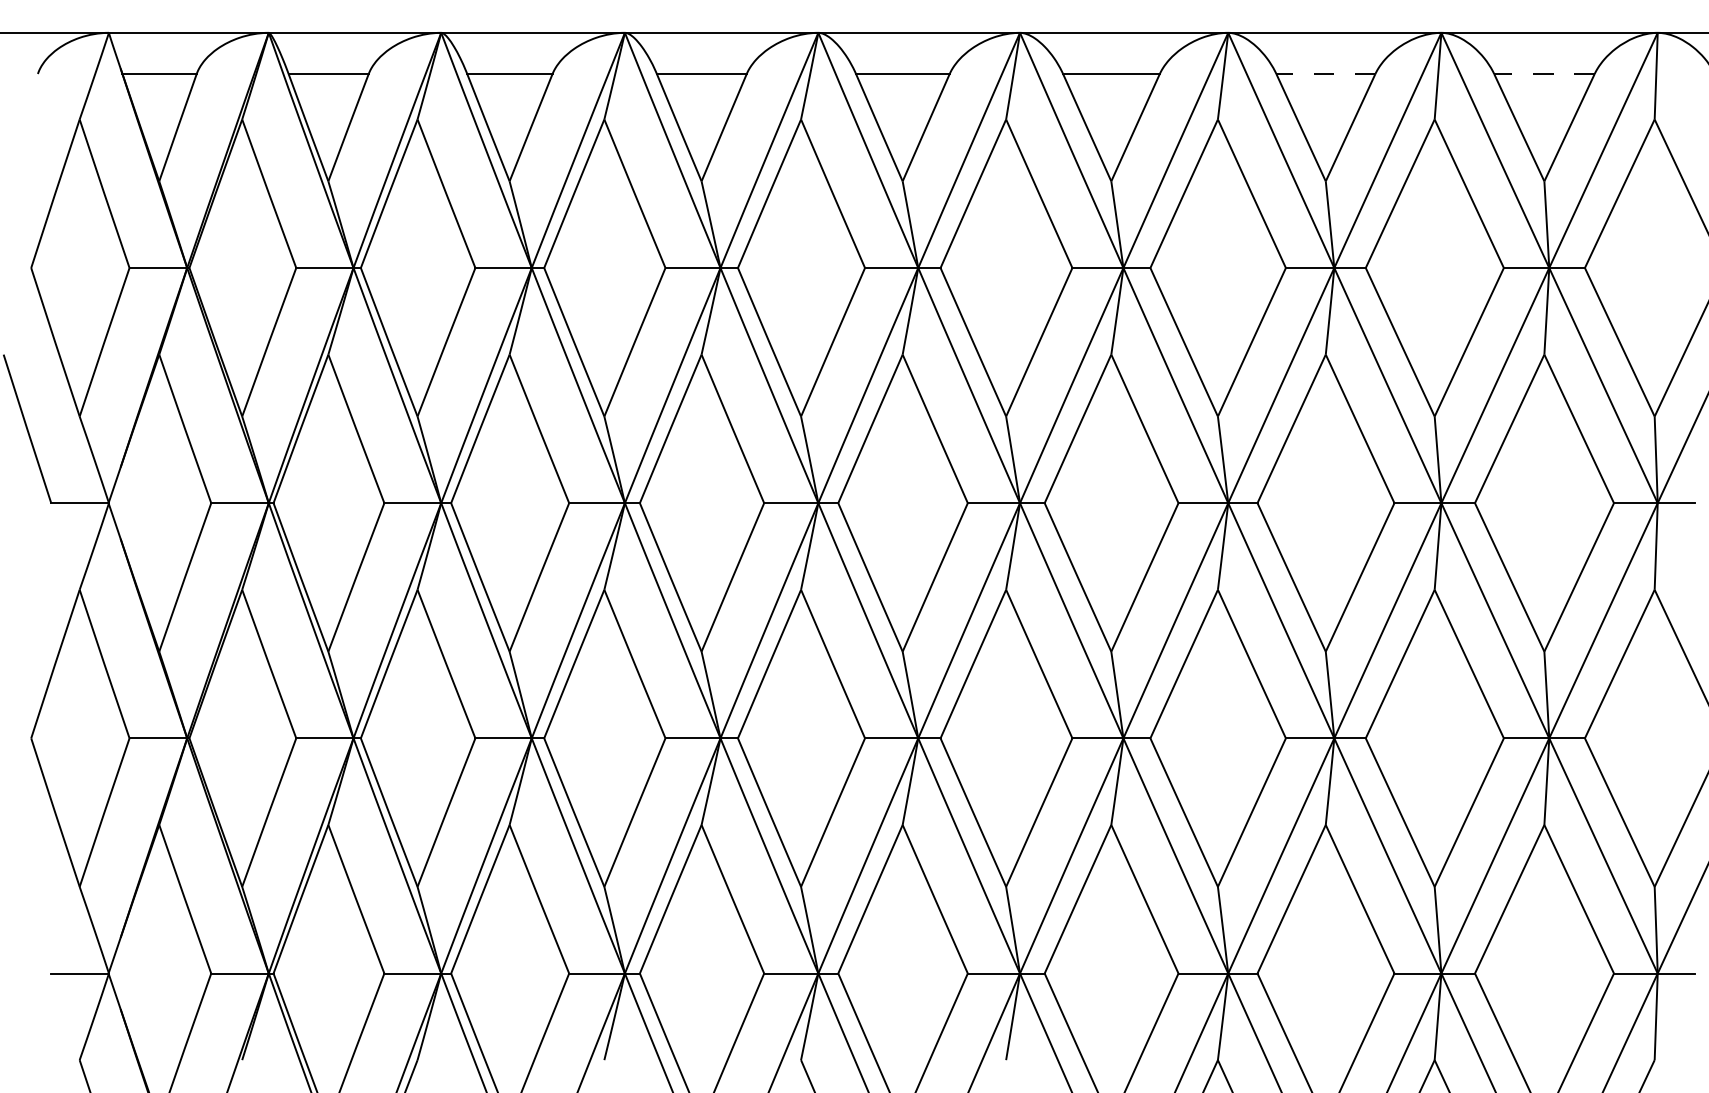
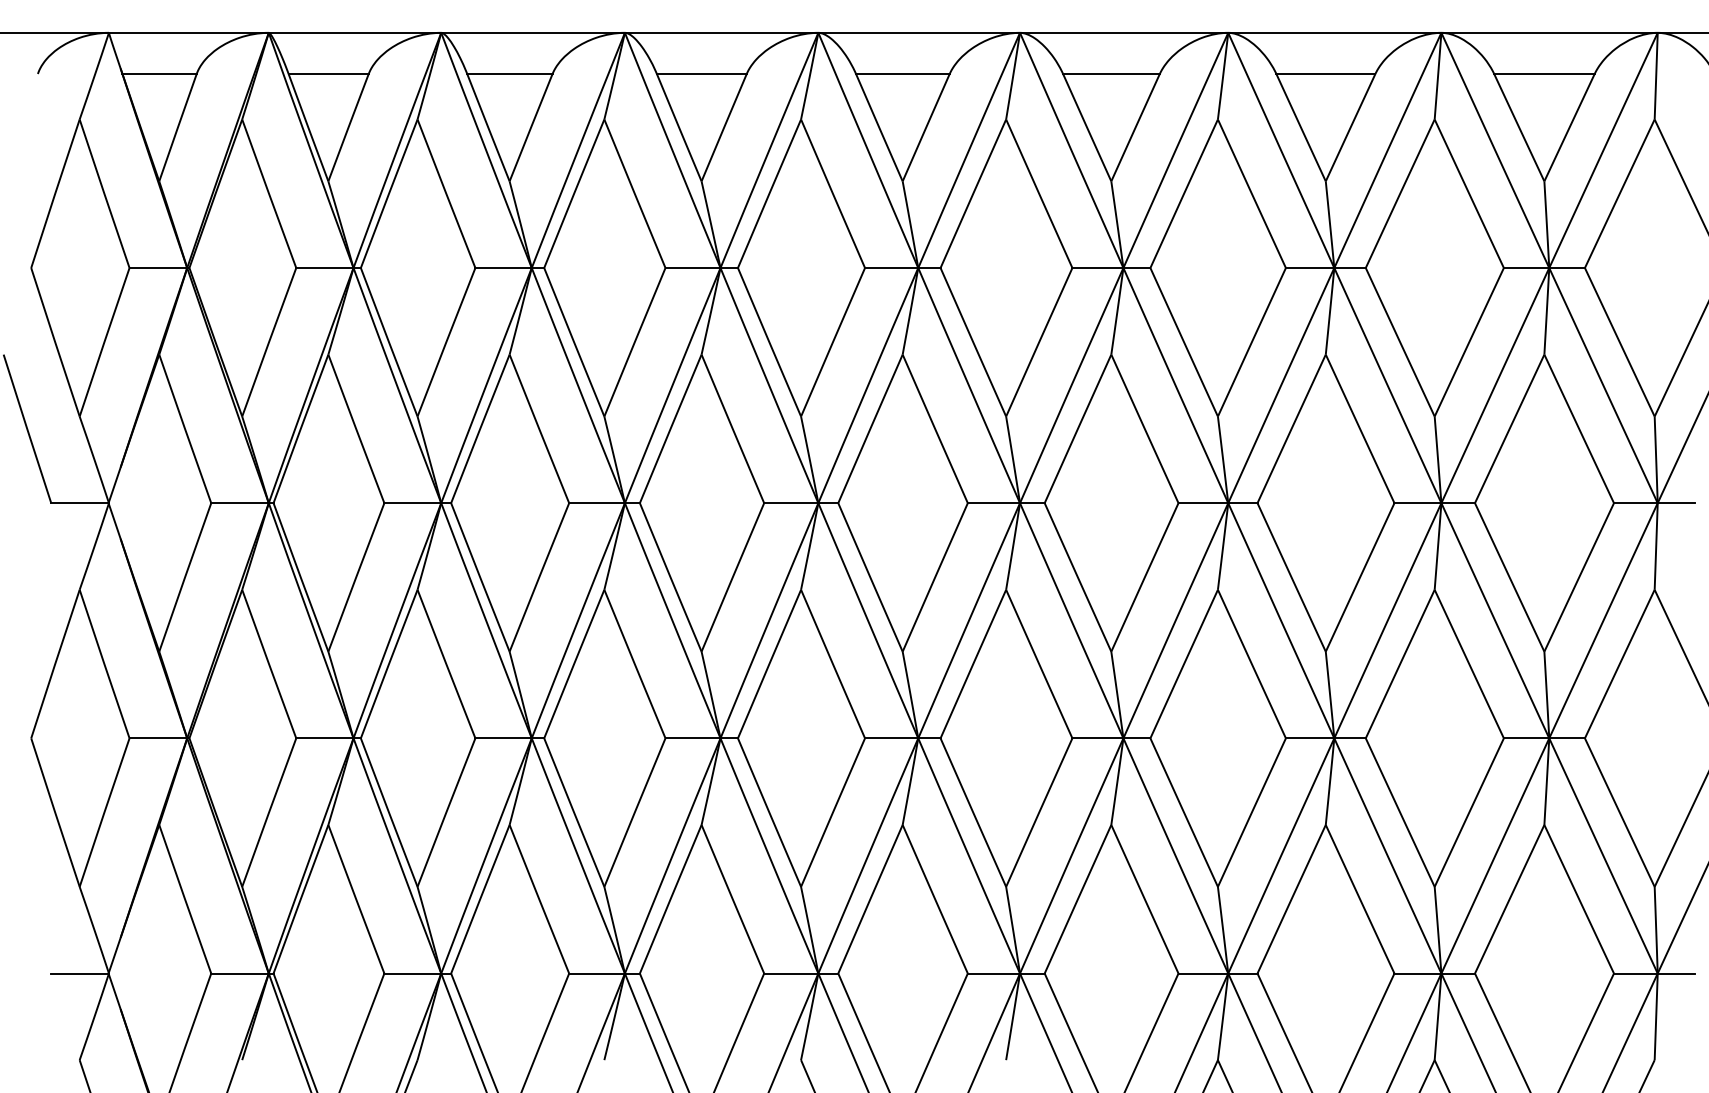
line: dashed -> solid (1325, 74)
line: dashed -> solid (1543, 74)
